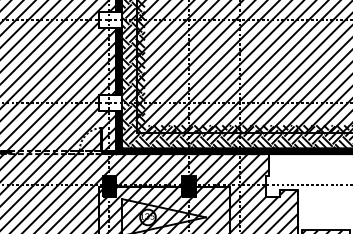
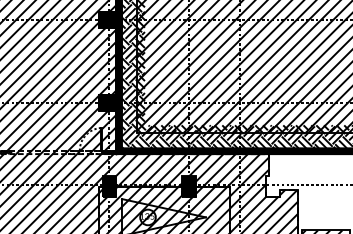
hatch: none -> present (109, 20)
hatch: none -> present (109, 103)
